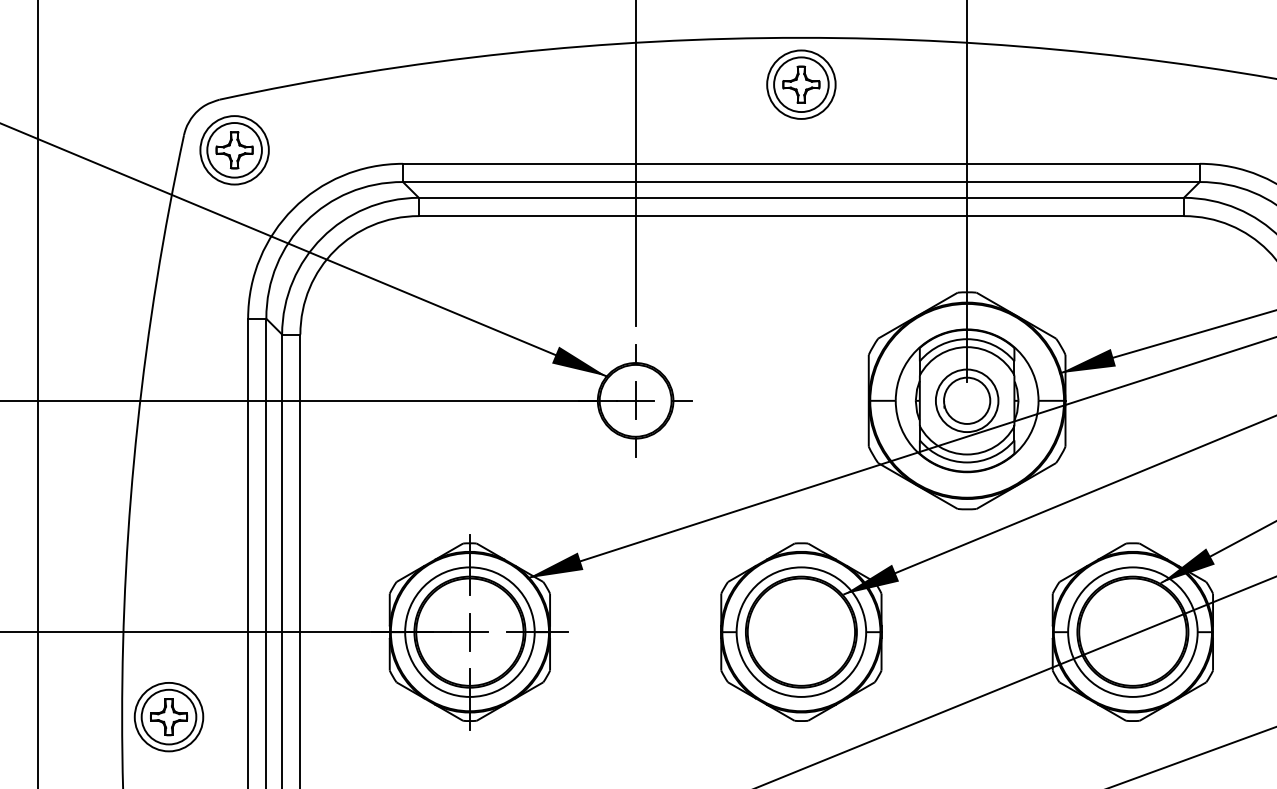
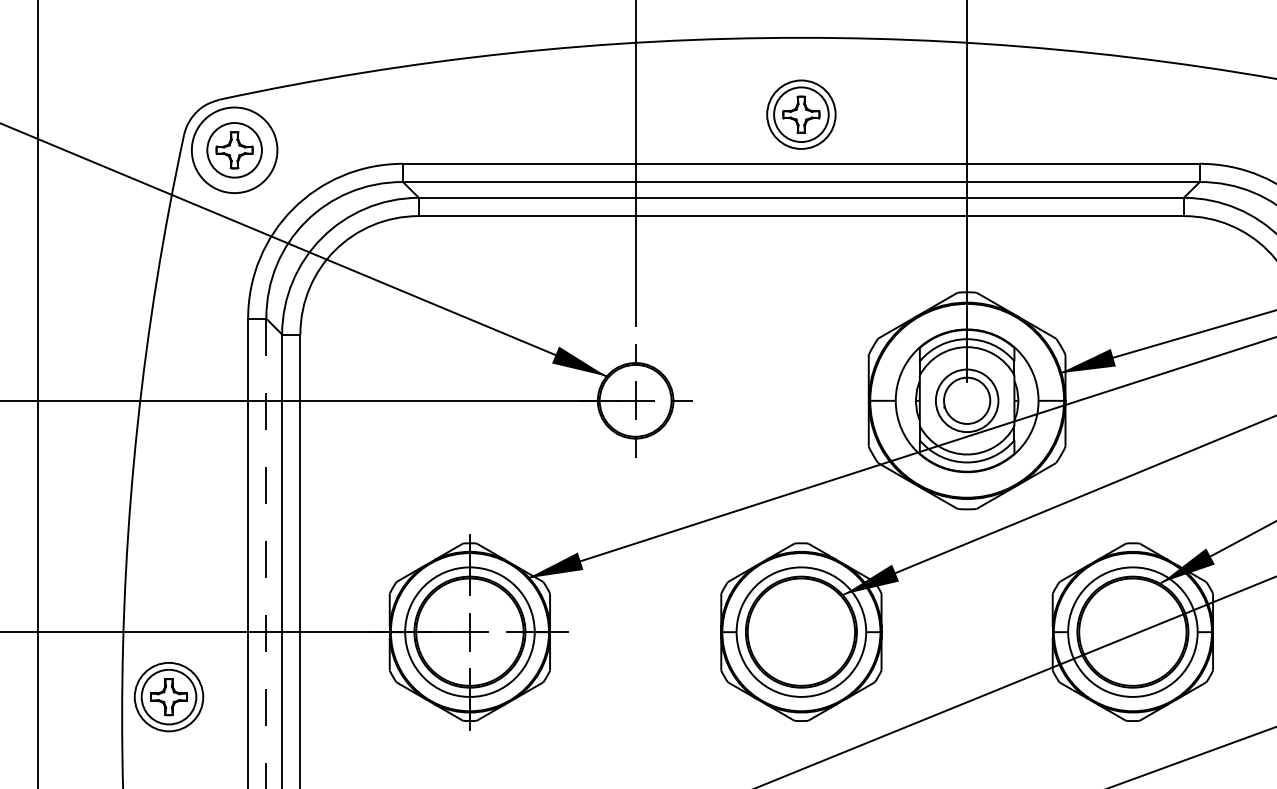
part position: (801, 84) -> (801, 114) (801, 114)
circle diameter: 68 px -> 86 px (234, 150)
line: solid -> dashed (266, 553)
part position: (168, 717) -> (168, 697) (168, 697)
